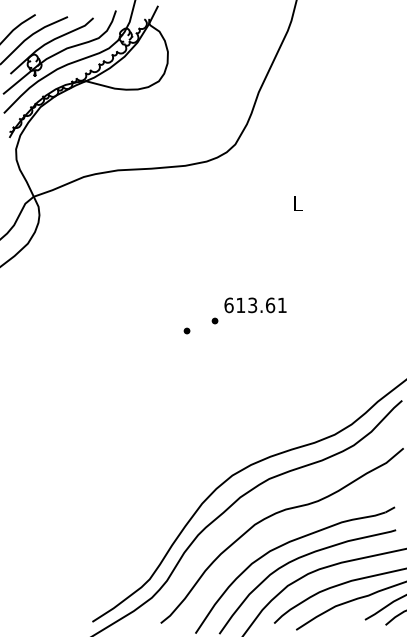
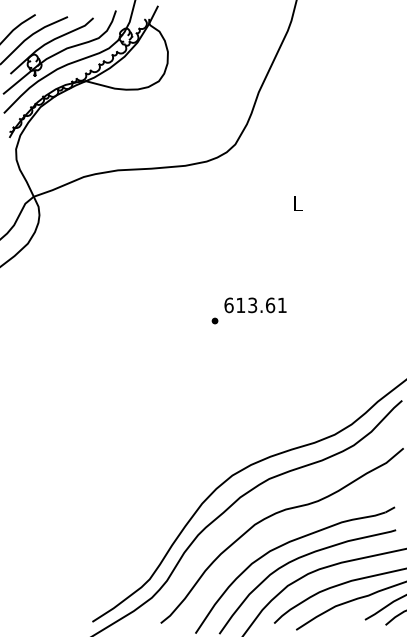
part: present -> none (186, 330)
